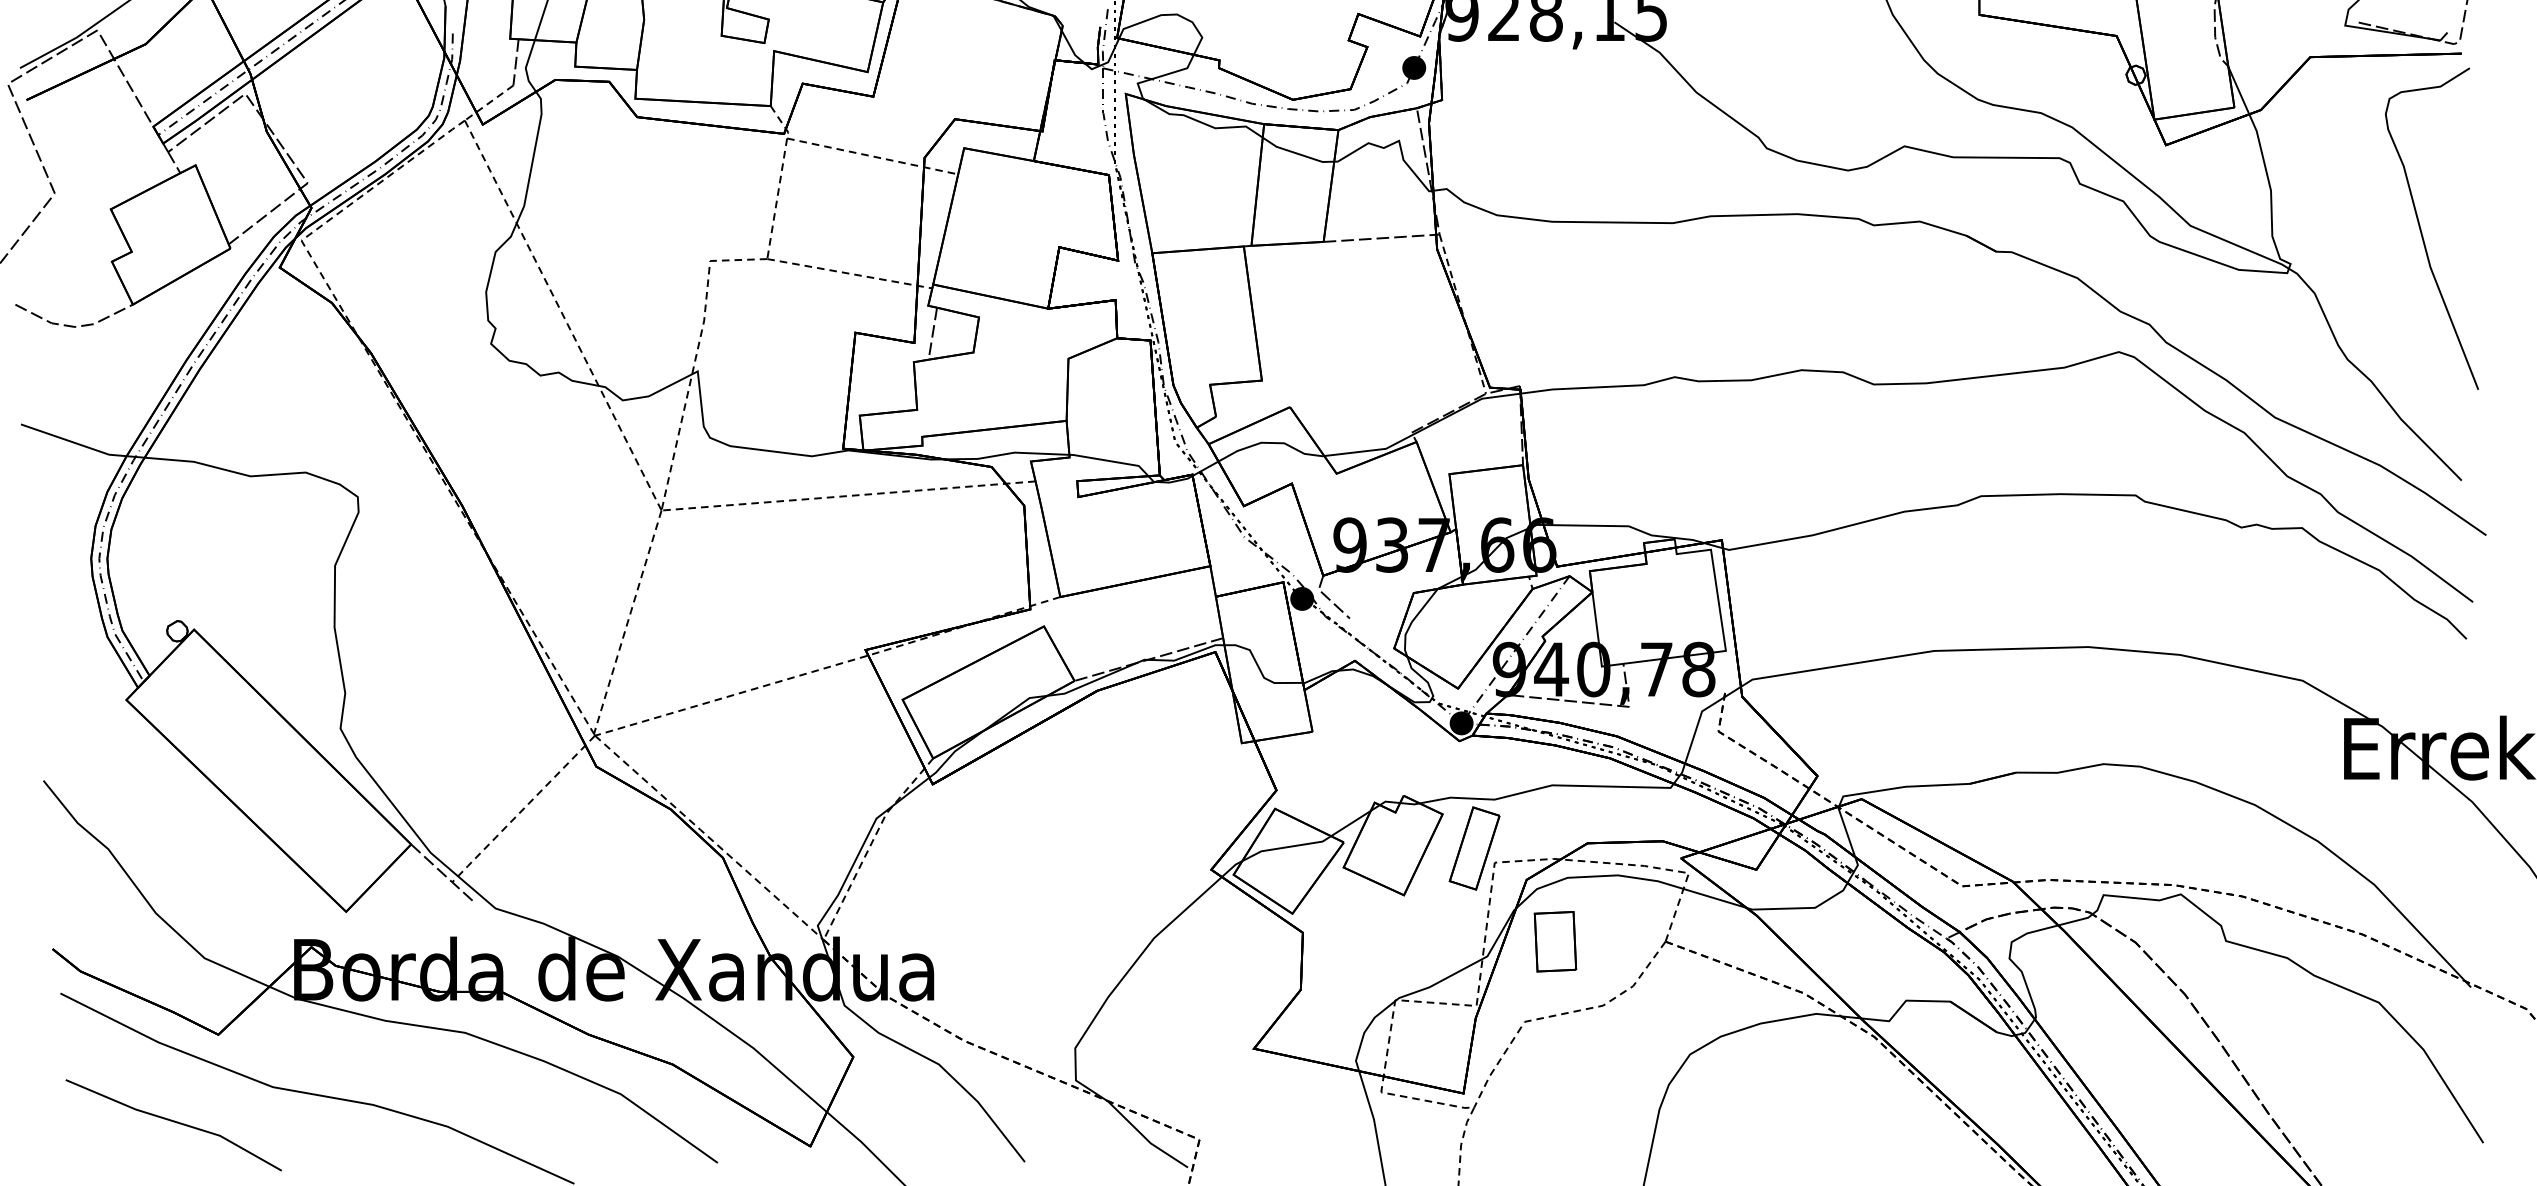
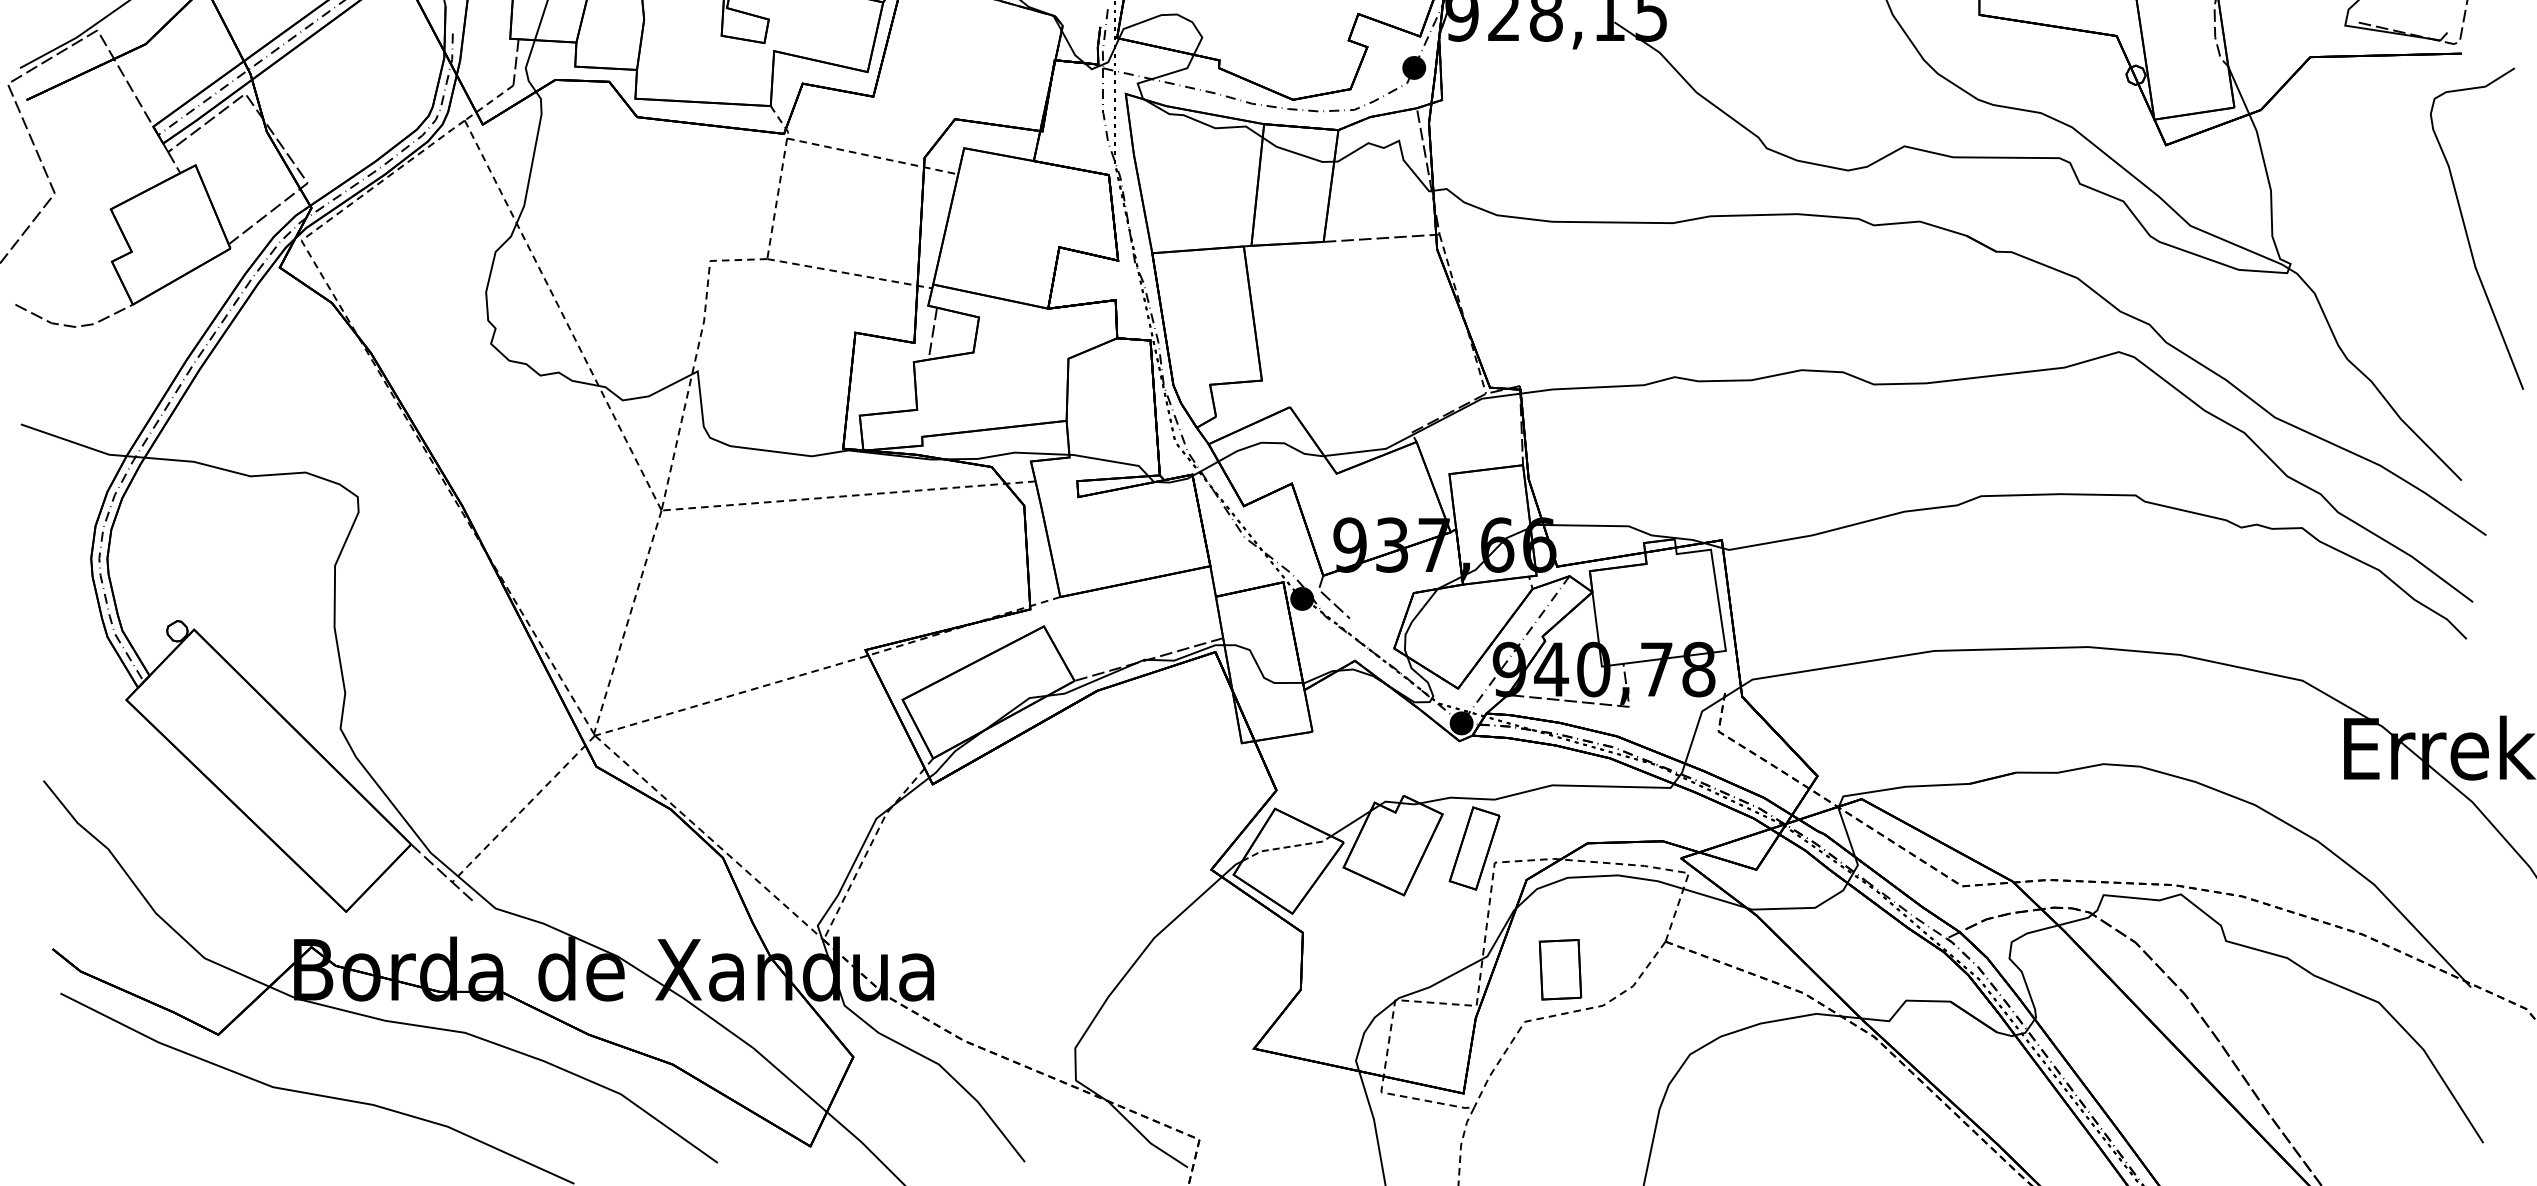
curve position: (2422, 232) -> (2467, 232) (2467, 232)
line: solid -> dashed (1286, 847)
part position: (1555, 941) -> (1560, 969) (1560, 969)
line: present -> none (173, 1122)
